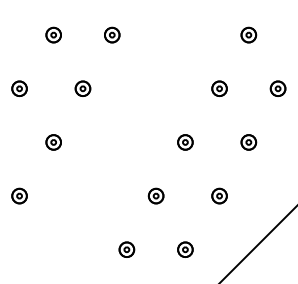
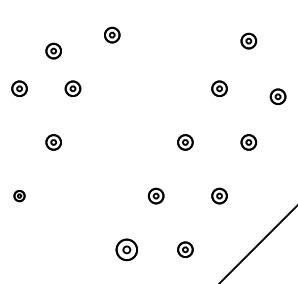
part position: (53, 34) -> (53, 50) (53, 50)
part position: (248, 34) -> (248, 40) (248, 40)
part position: (82, 88) -> (72, 88) (72, 88)
part position: (277, 88) -> (277, 96) (277, 96)
part size: 17x18 px -> 13x13 px (19, 196)
part size: 18x17 px -> 23x24 px (126, 249)
